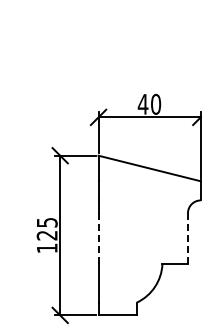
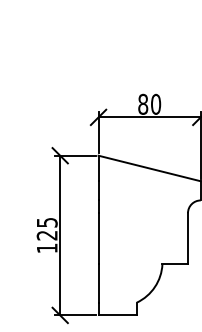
text: 40 -> 80 (142, 103)
line: dashed -> solid (98, 238)
line: dashed -> solid (187, 238)
